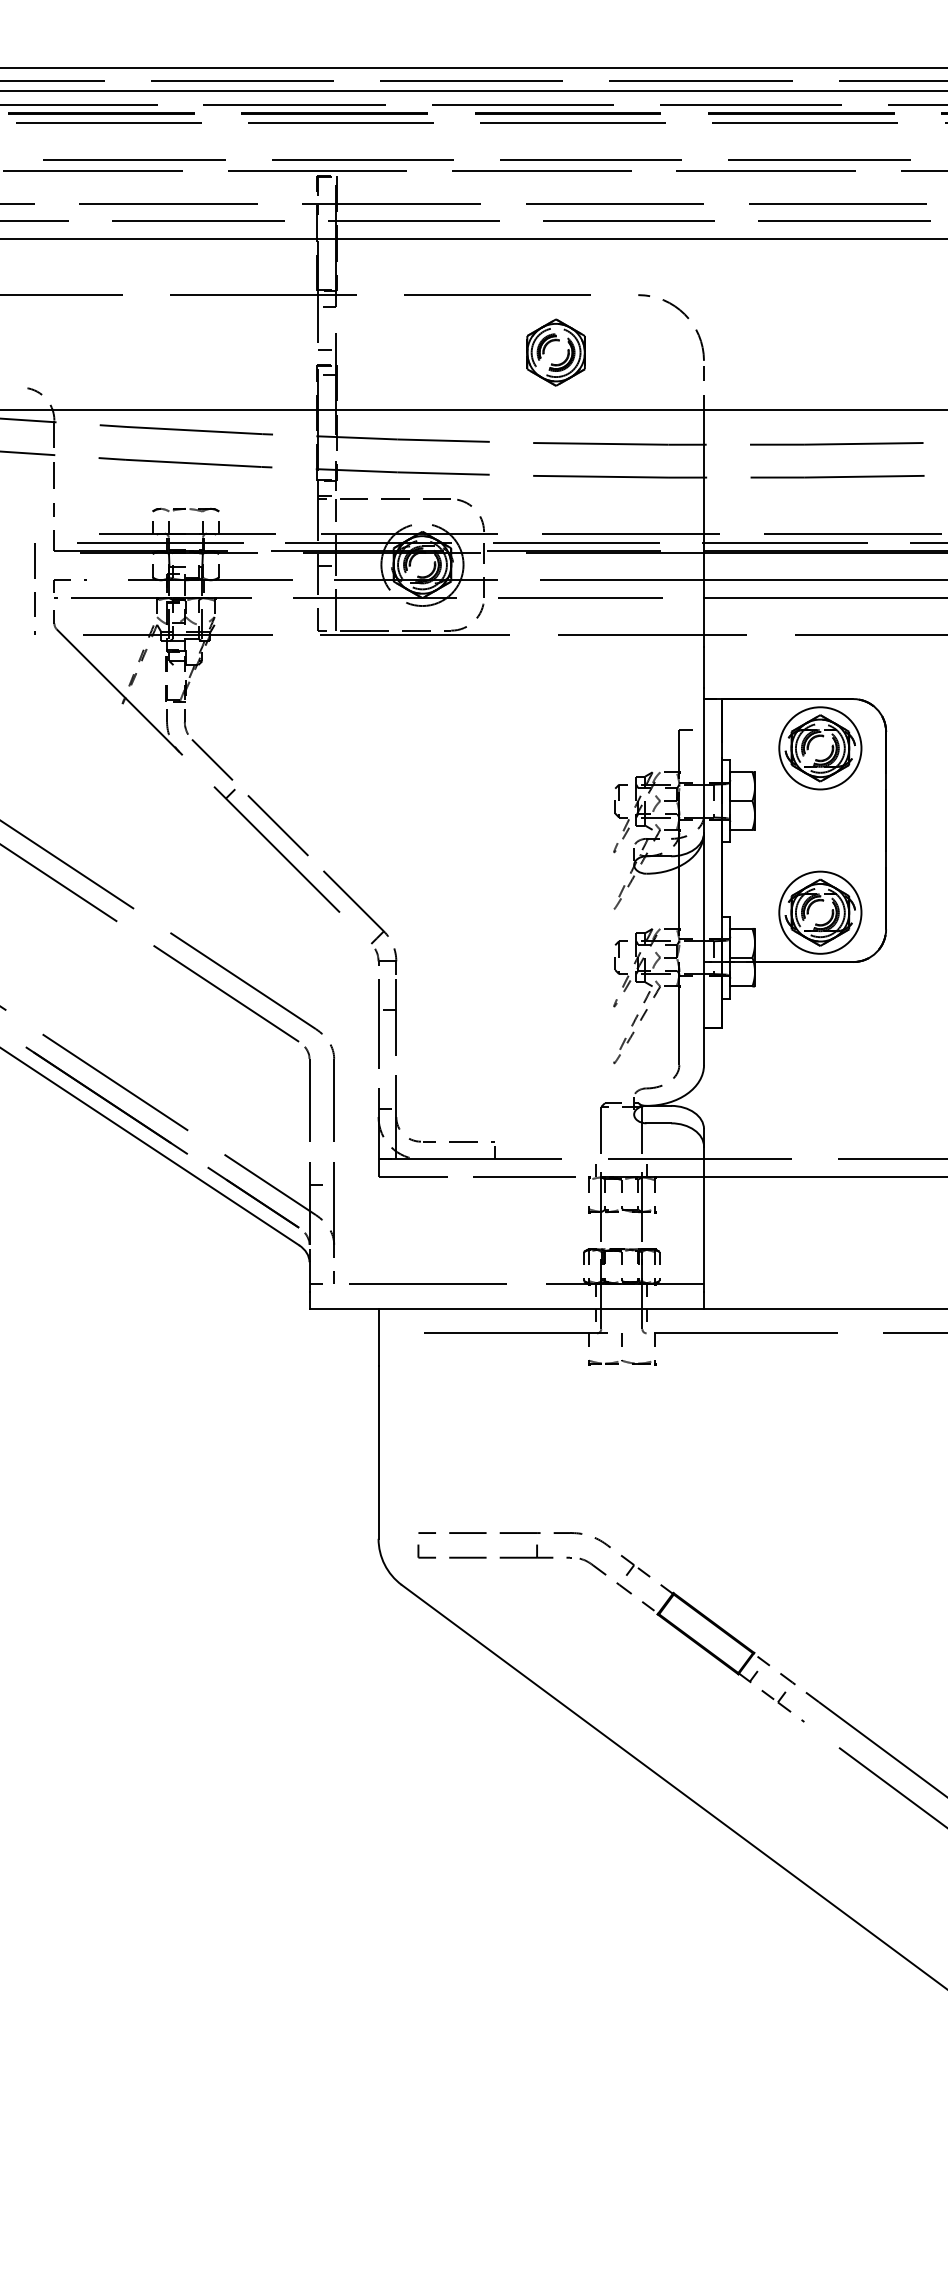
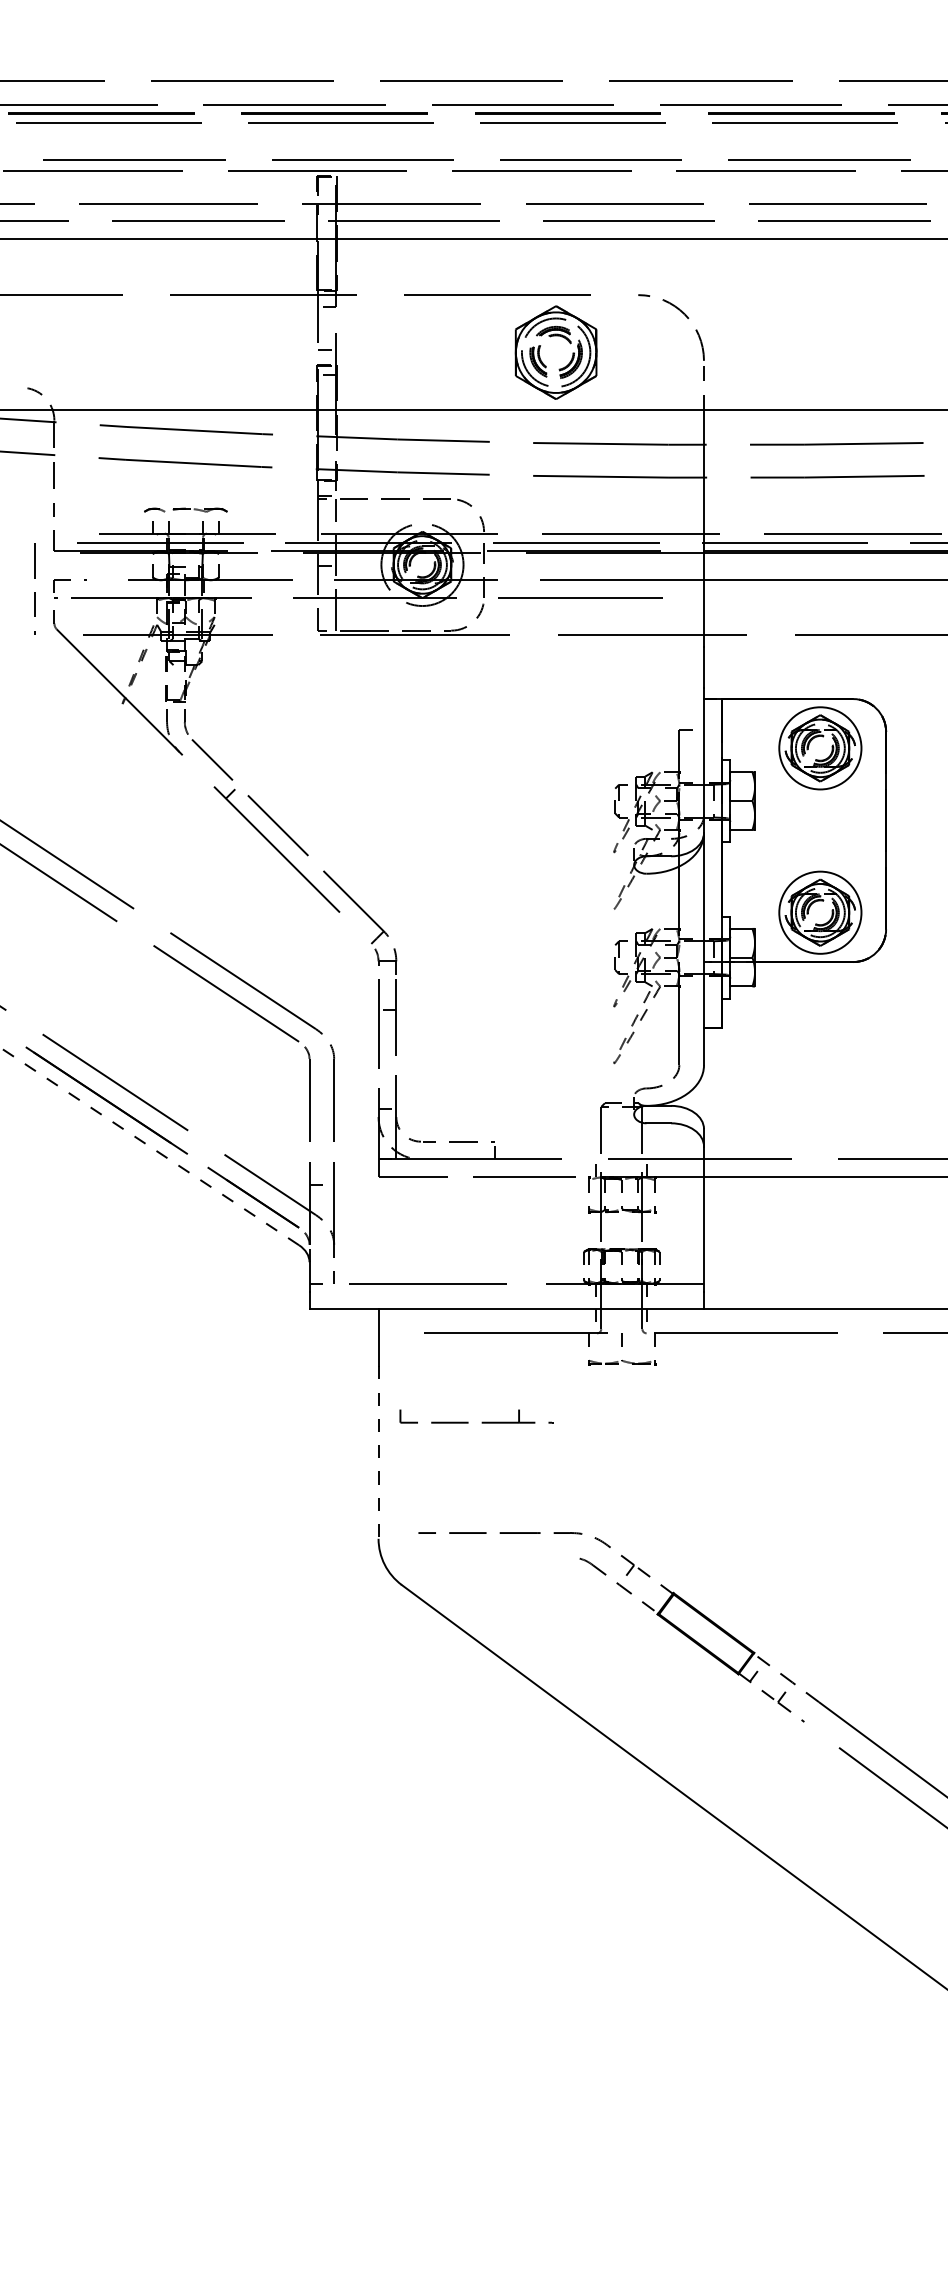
line: present -> none (473, 68)
line: present -> none (473, 91)
part size: 60x69 px -> 84x95 px (555, 352)
part size: 68x6 px -> 84x6 px (185, 509)
line: present -> none (824, 598)
line: solid -> dashed (149, 1146)
line: solid -> dashed (378, 1453)
part position: (500, 1556) -> (482, 1421) (482, 1421)
